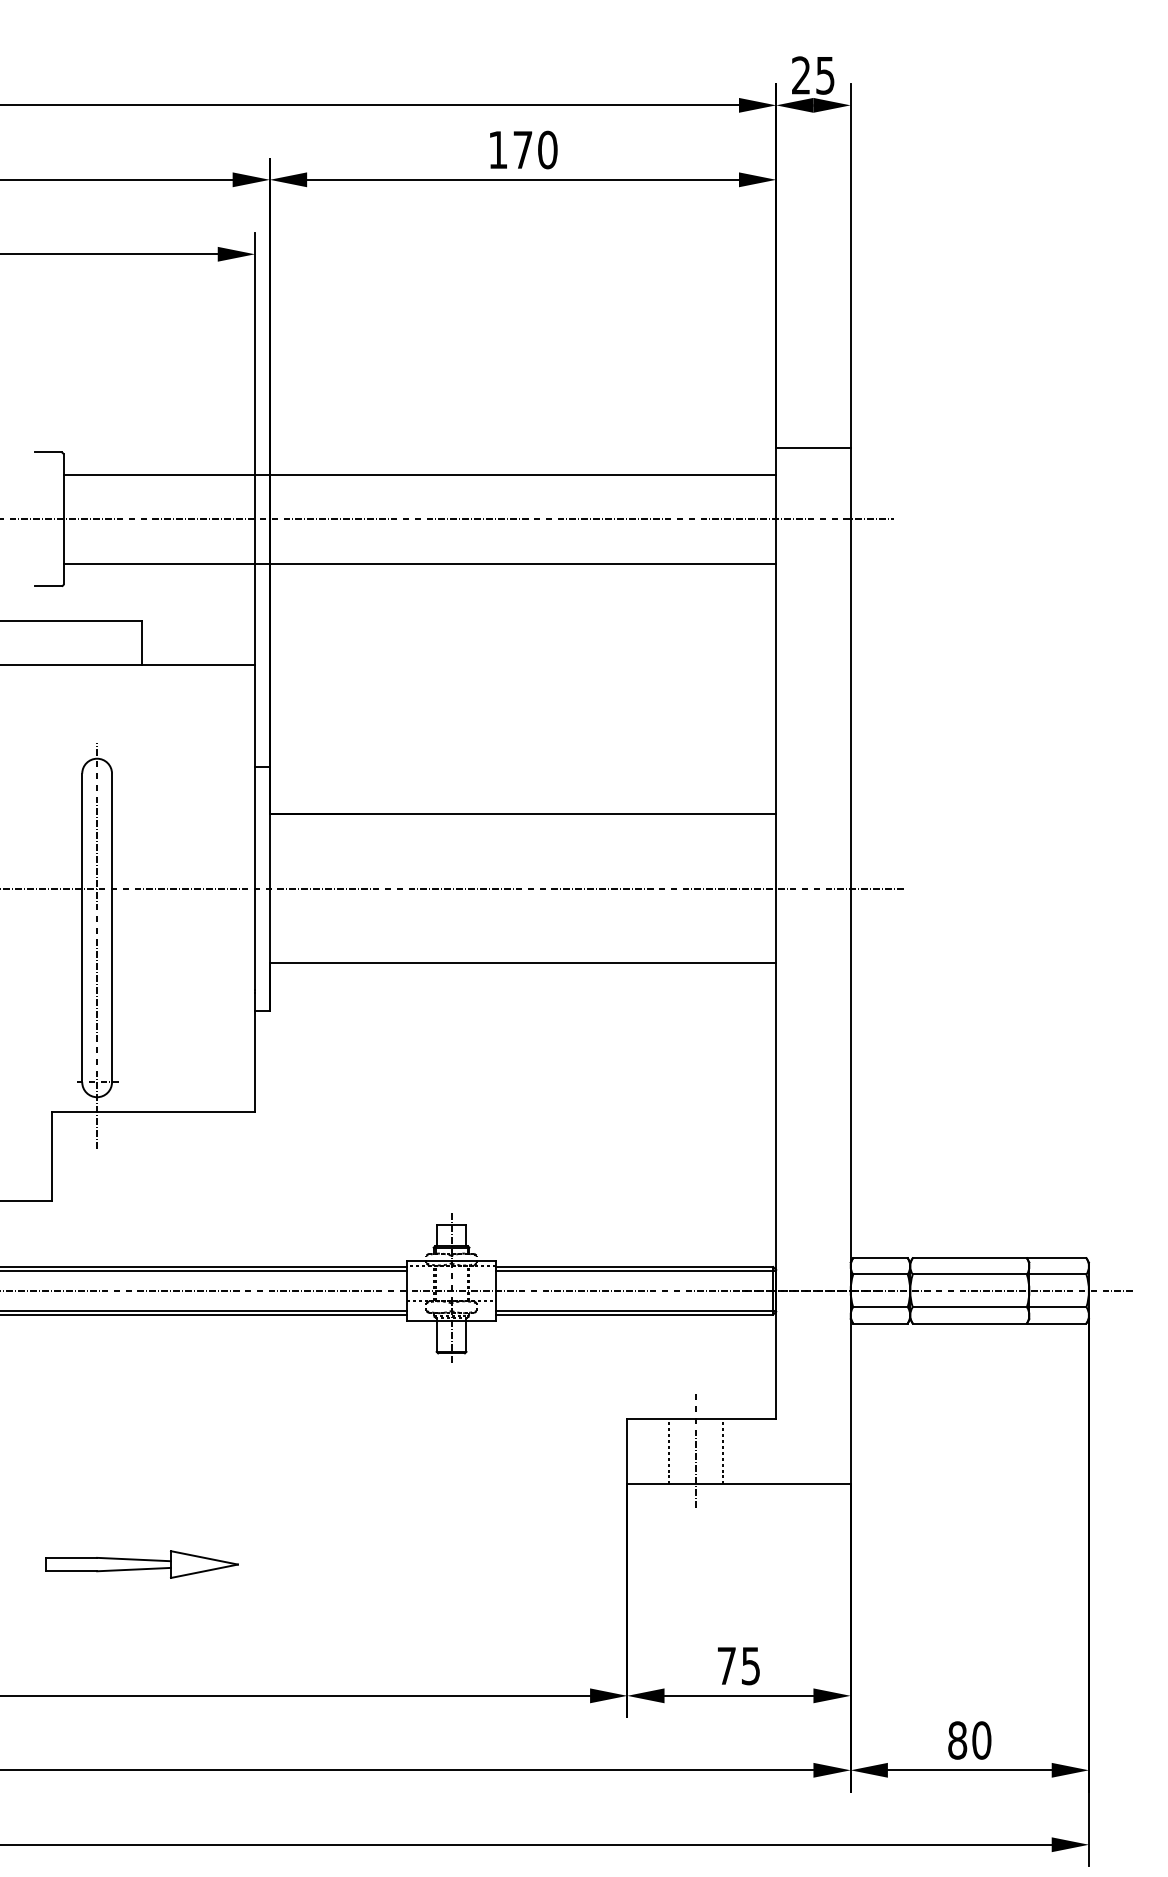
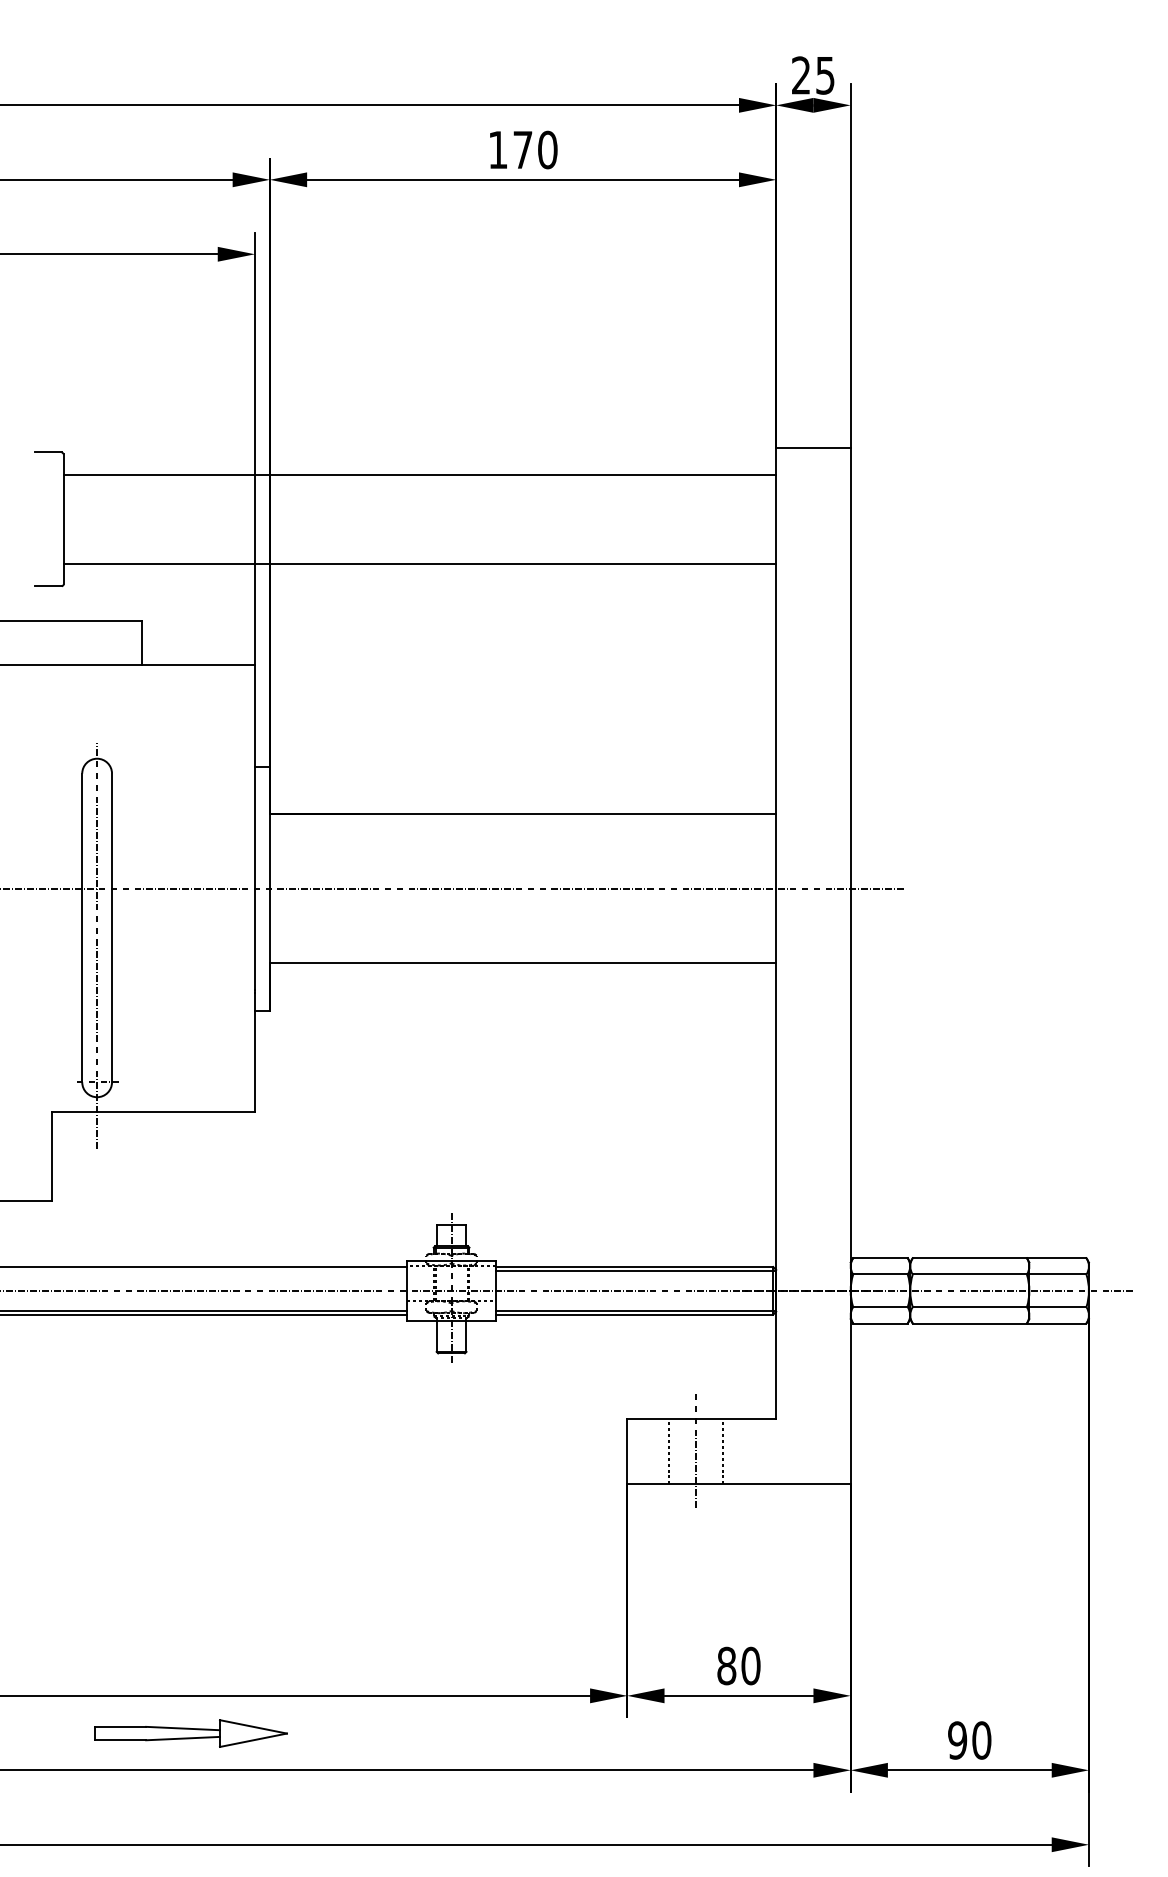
line: present -> none (448, 519)
line: present -> none (204, 1270)
part position: (141, 1564) -> (190, 1733) (190, 1733)
text: 75 -> 80 (738, 1665)
text: 80 -> 90 (957, 1740)
